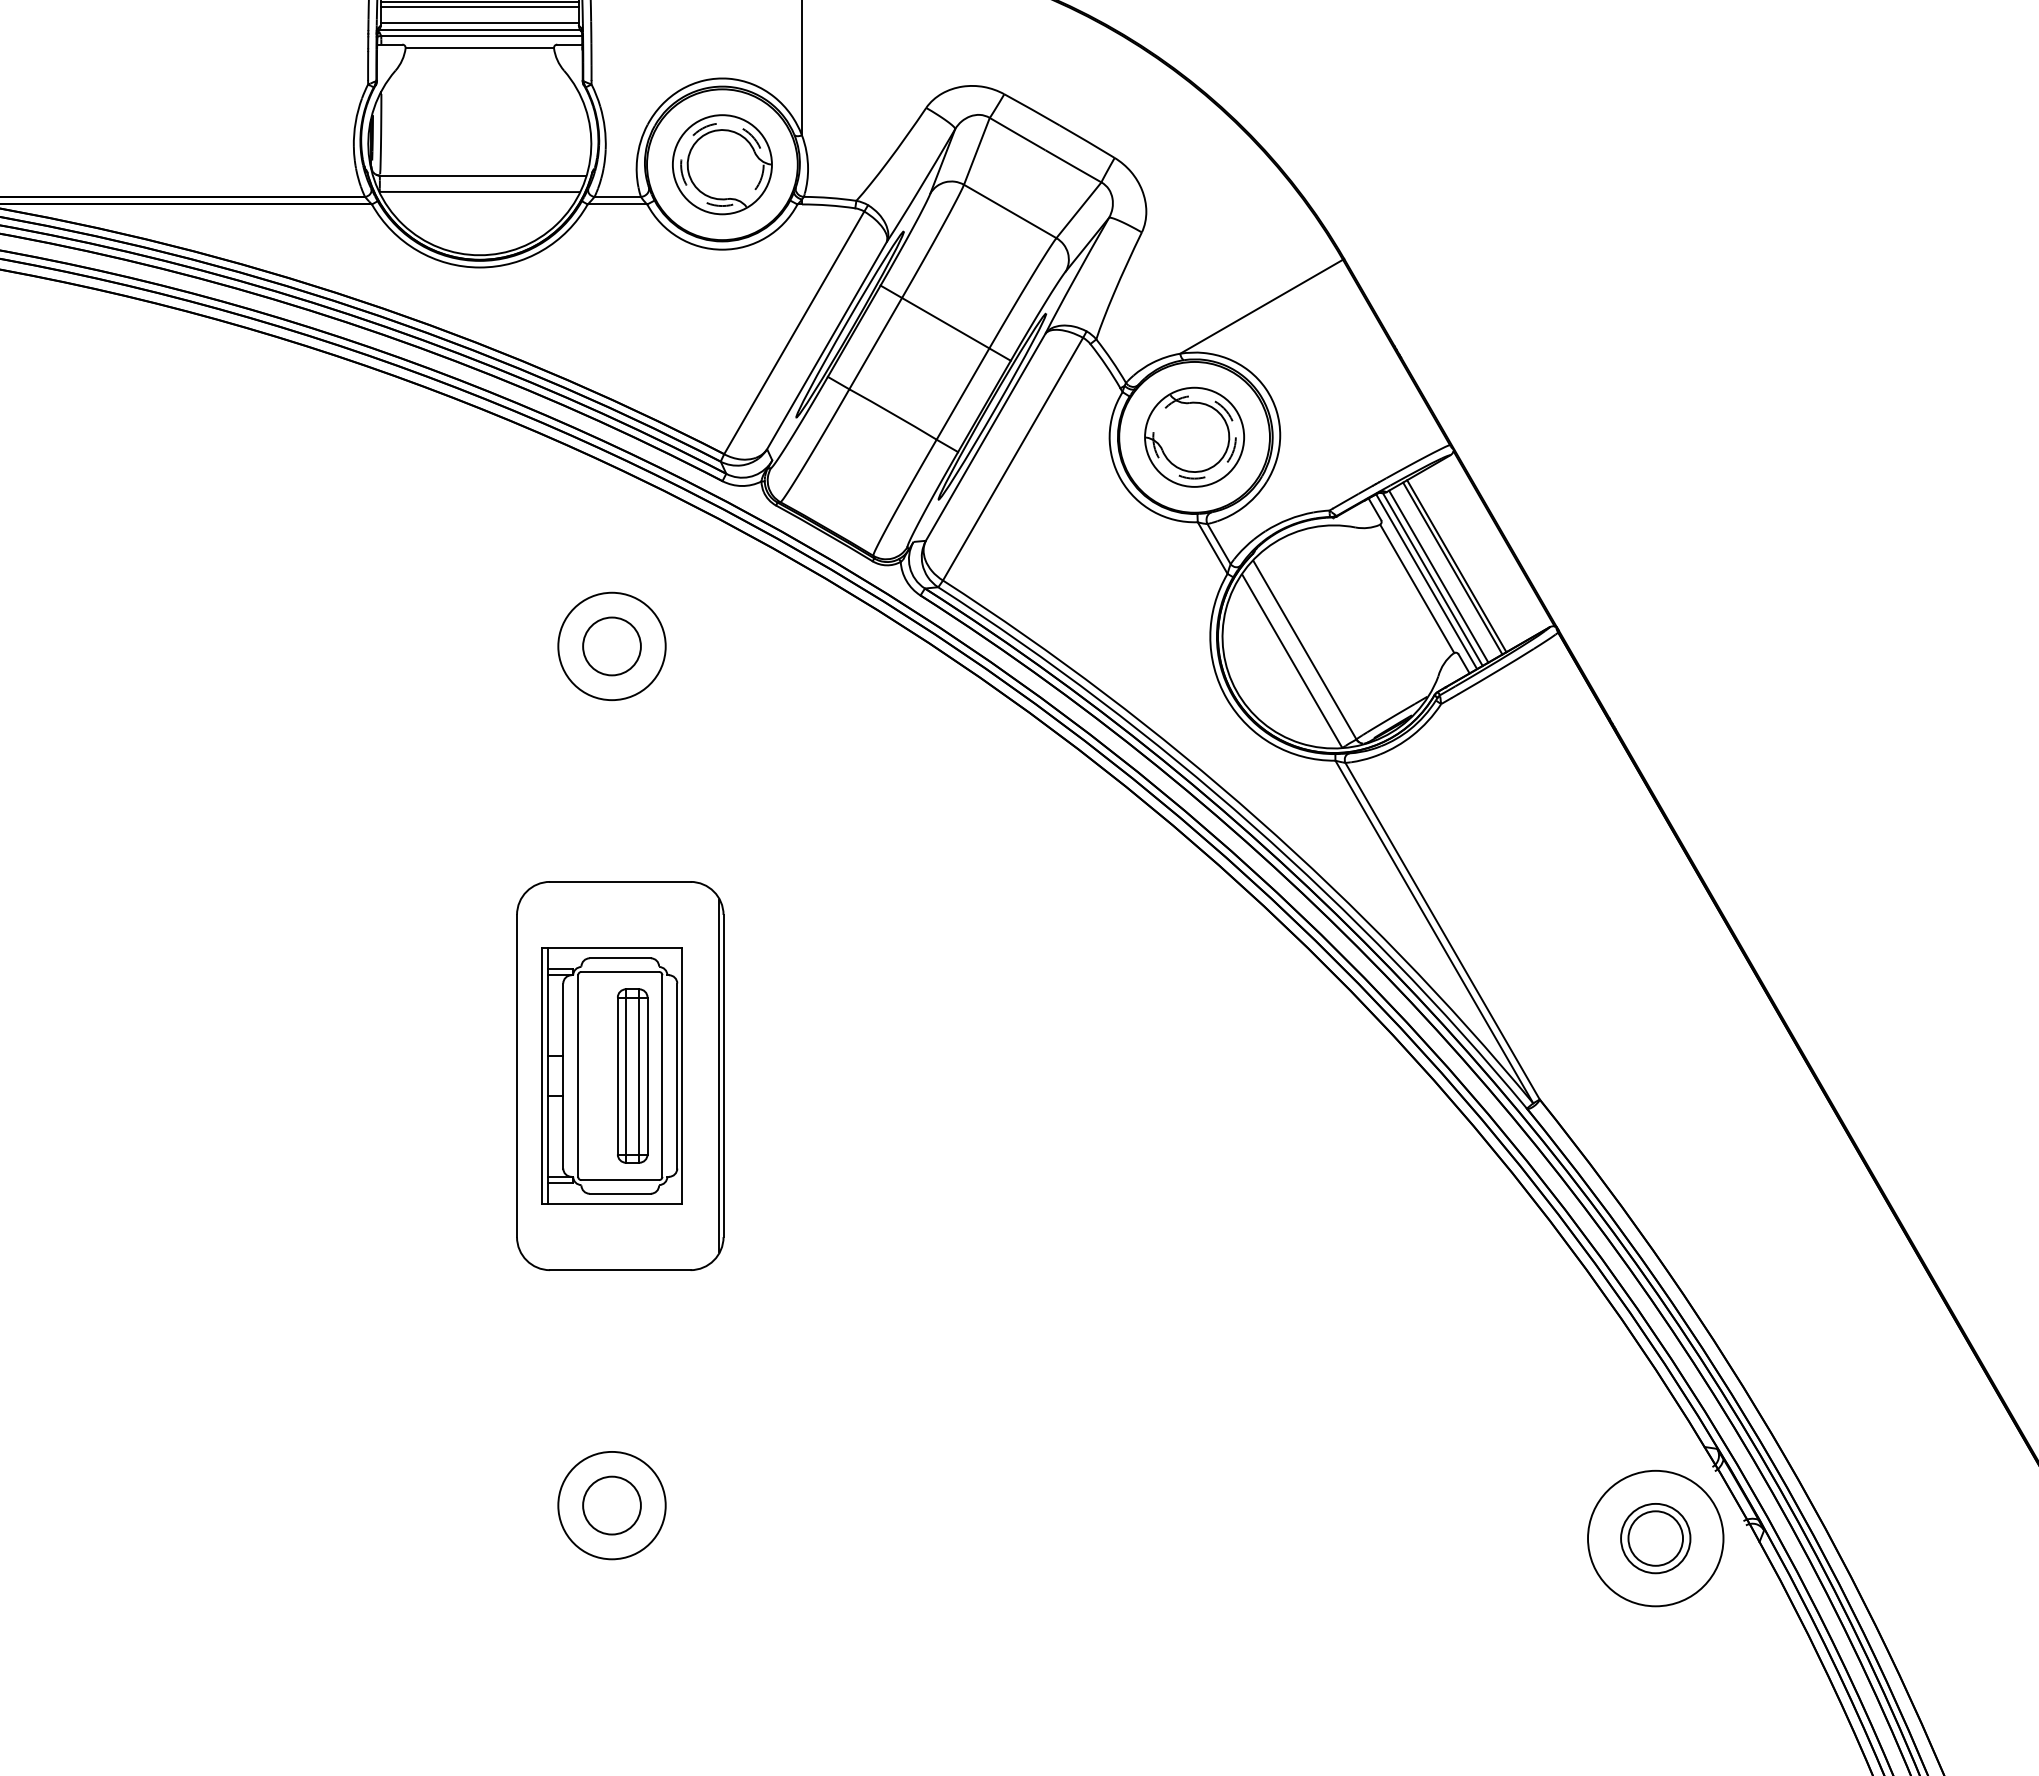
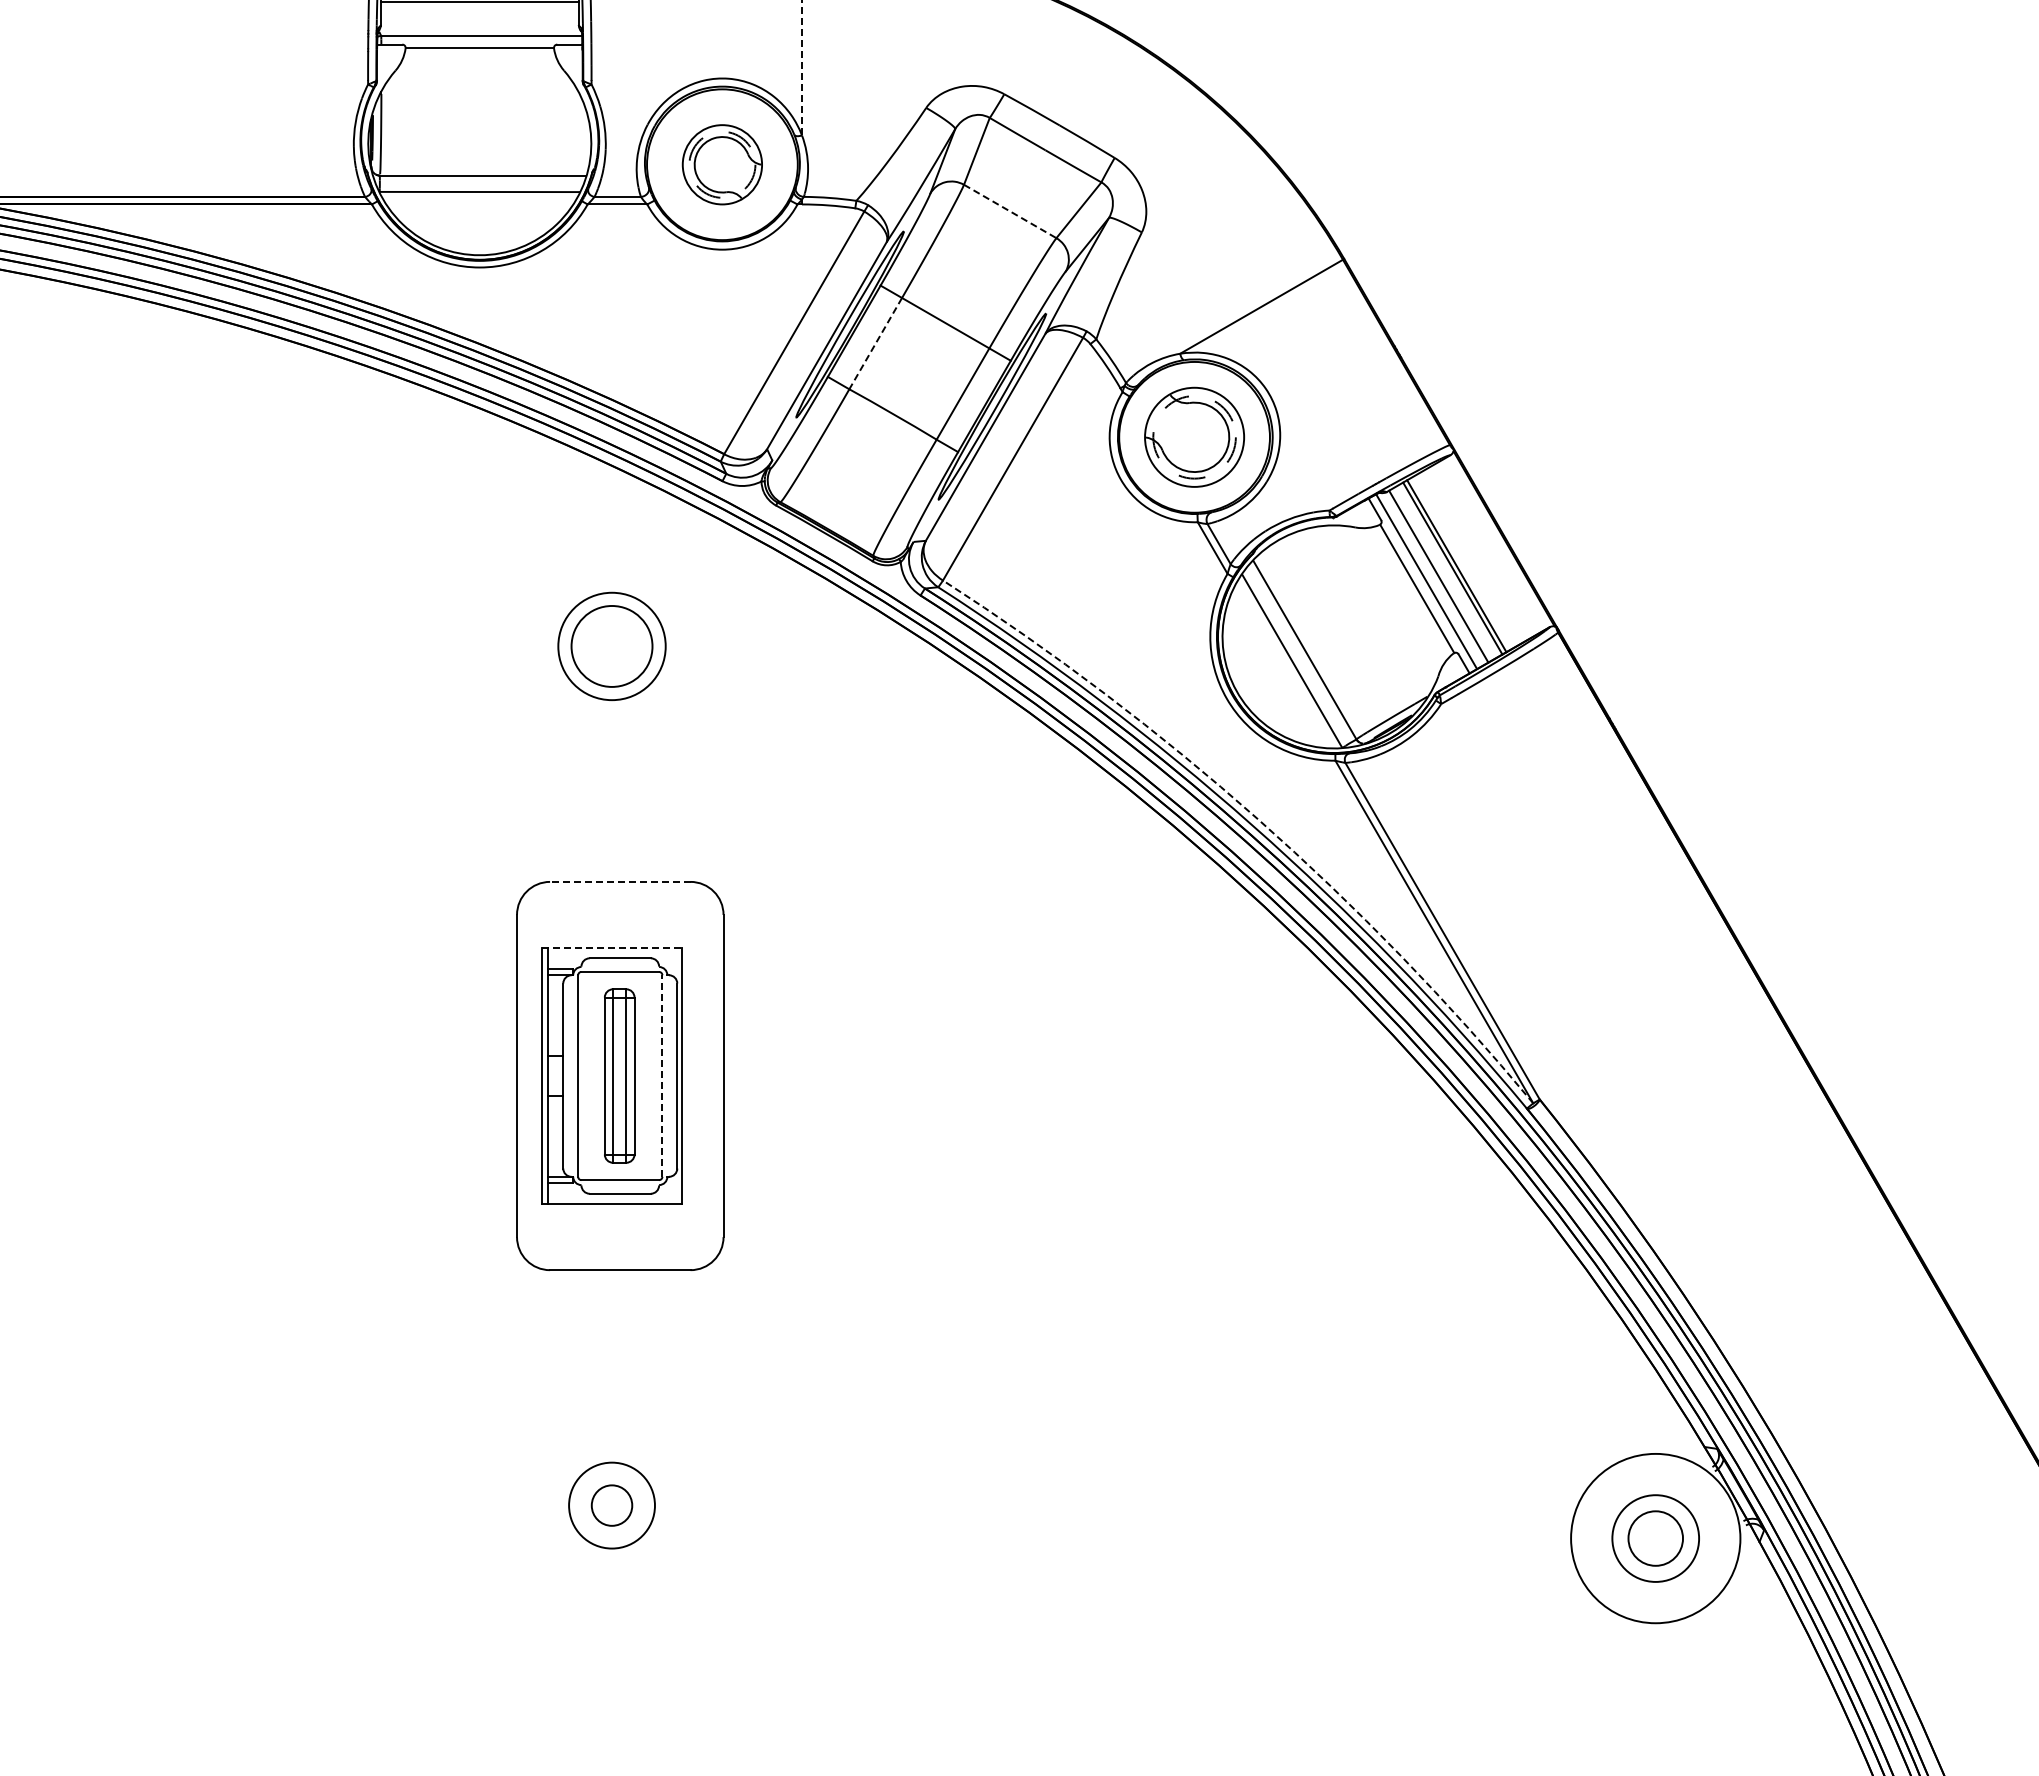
line: present -> none (479, 6)
line: present -> none (479, 22)
line: present -> none (479, 29)
line: solid -> dashed (802, 67)
part size: 101x102 px -> 82x82 px (721, 164)
line: solid -> dashed (1010, 211)
line: solid -> dashed (875, 343)
line: present -> none (1432, 579)
circle diameter: 58 px -> 81 px (611, 646)
arc: solid -> dashed (1258, 819)
line: solid -> dashed (619, 881)
line: solid -> dashed (612, 948)
part position: (632, 1075) -> (619, 1075) (619, 1075)
line: present -> none (719, 1075)
line: solid -> dashed (662, 1076)
circle diameter: 107 px -> 86 px (611, 1505)
circle diameter: 58 px -> 40 px (611, 1505)
circle diameter: 135 px -> 169 px (1655, 1538)
circle diameter: 69 px -> 87 px (1655, 1538)
